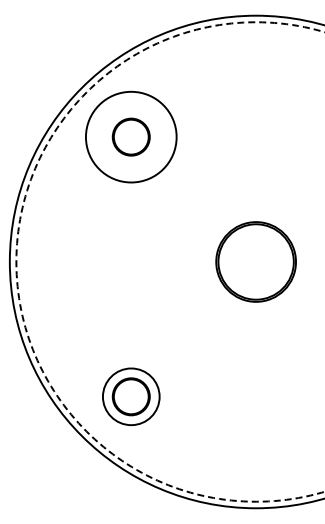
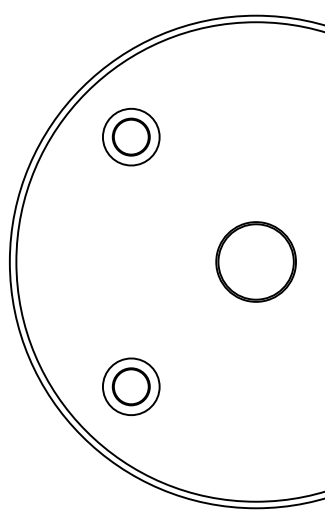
circle diameter: 91 px -> 57 px (130, 136)
circle: dashed -> solid (170, 261)
part position: (131, 396) -> (131, 386) (131, 386)
